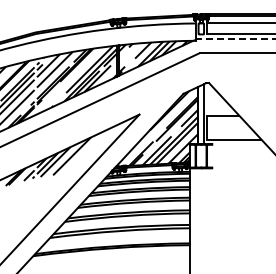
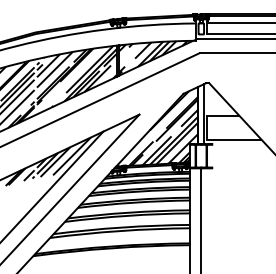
line: dashed -> solid (235, 39)
line: none -> present (52, 185)
line: none -> present (201, 219)
